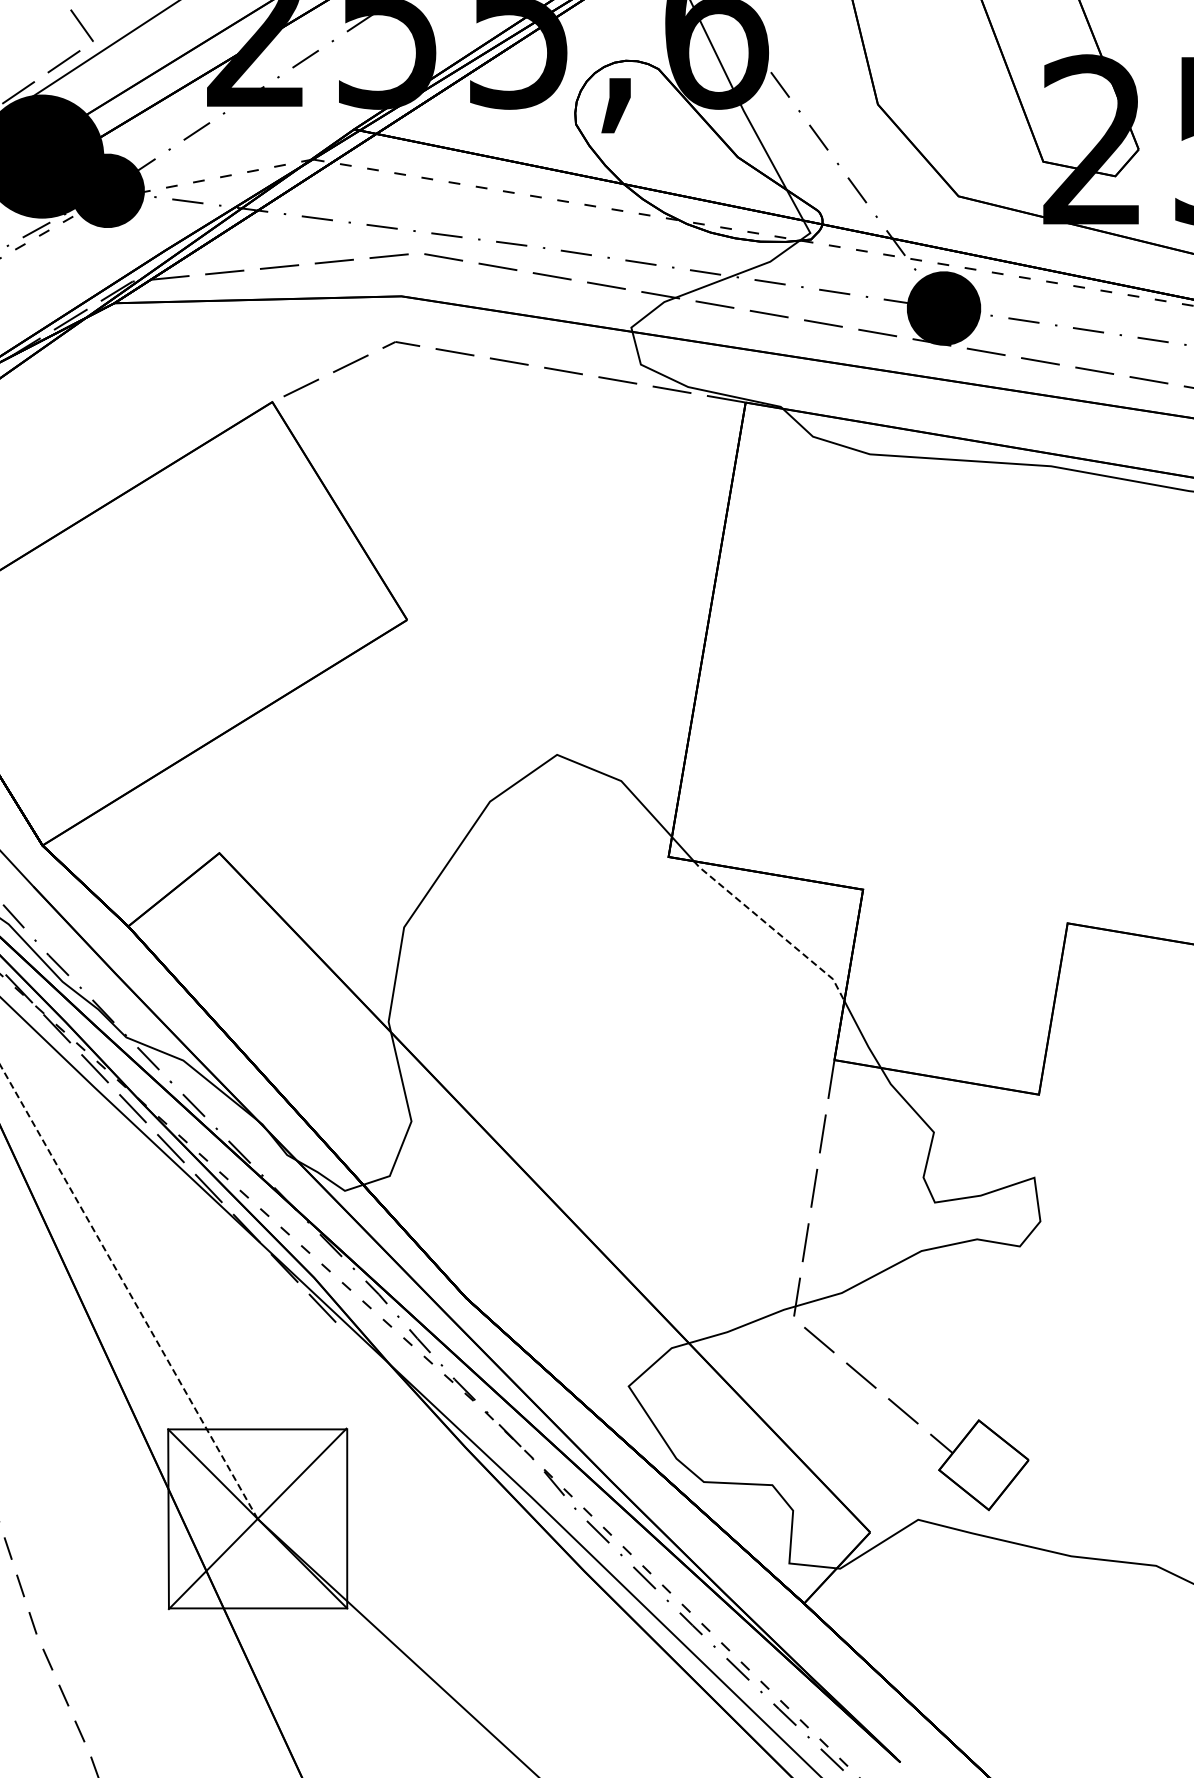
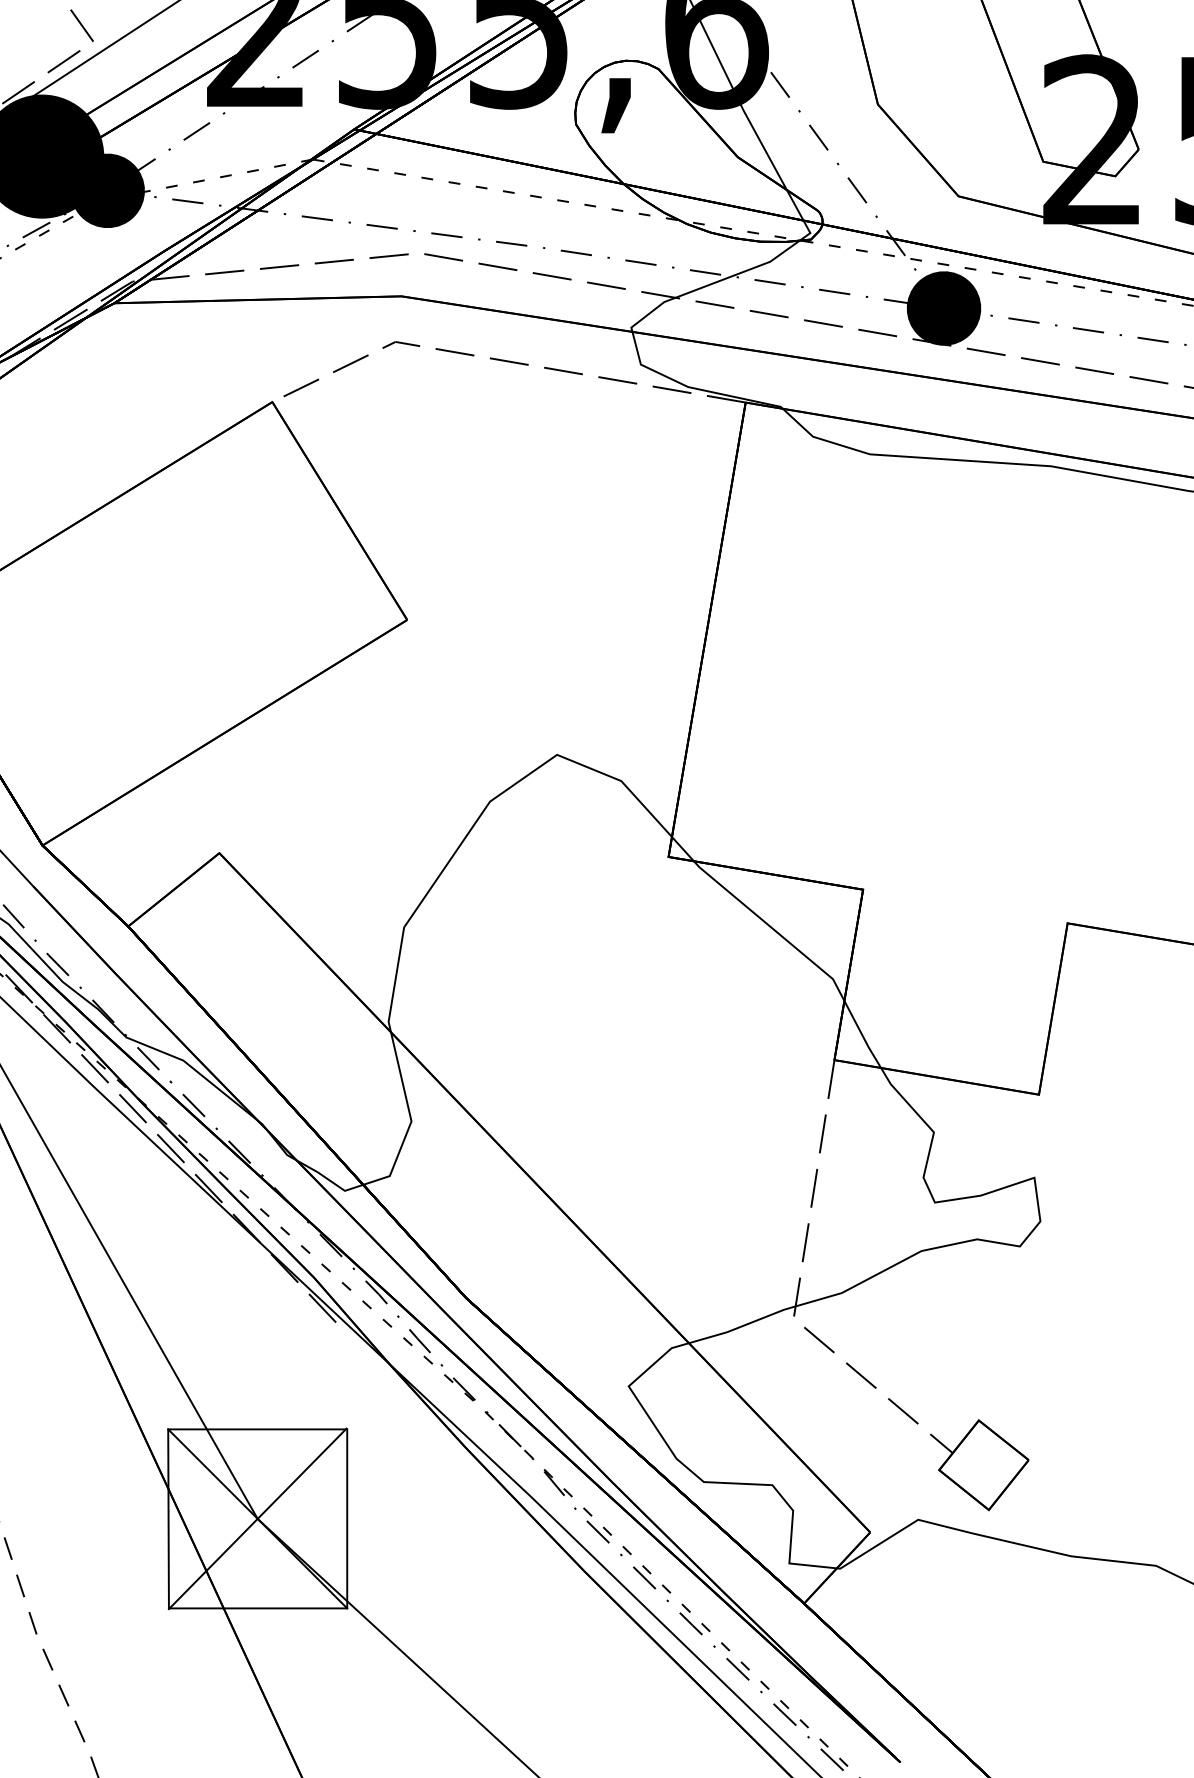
line: dashed -> solid (772, 928)
line: dashed -> solid (129, 1292)
